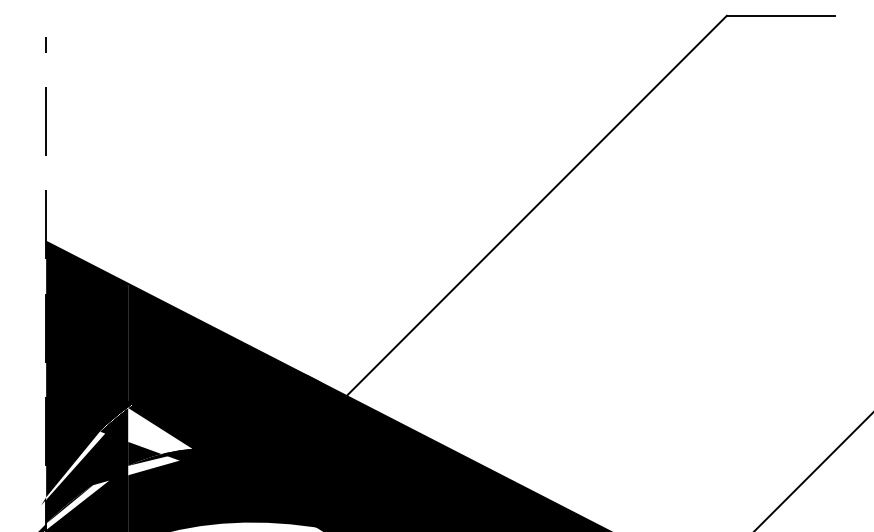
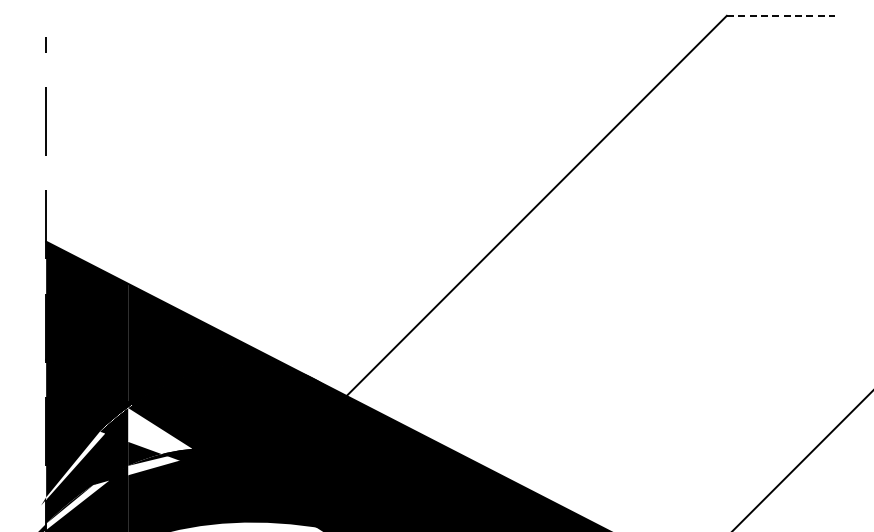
line: solid -> dashed (781, 15)
line position: (813, 471) -> (802, 460) (802, 460)
